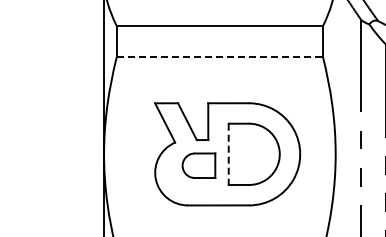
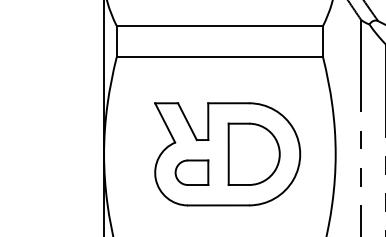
line: dashed -> solid (220, 57)
line: dashed -> solid (228, 154)
part position: (198, 165) -> (191, 172) (191, 172)
